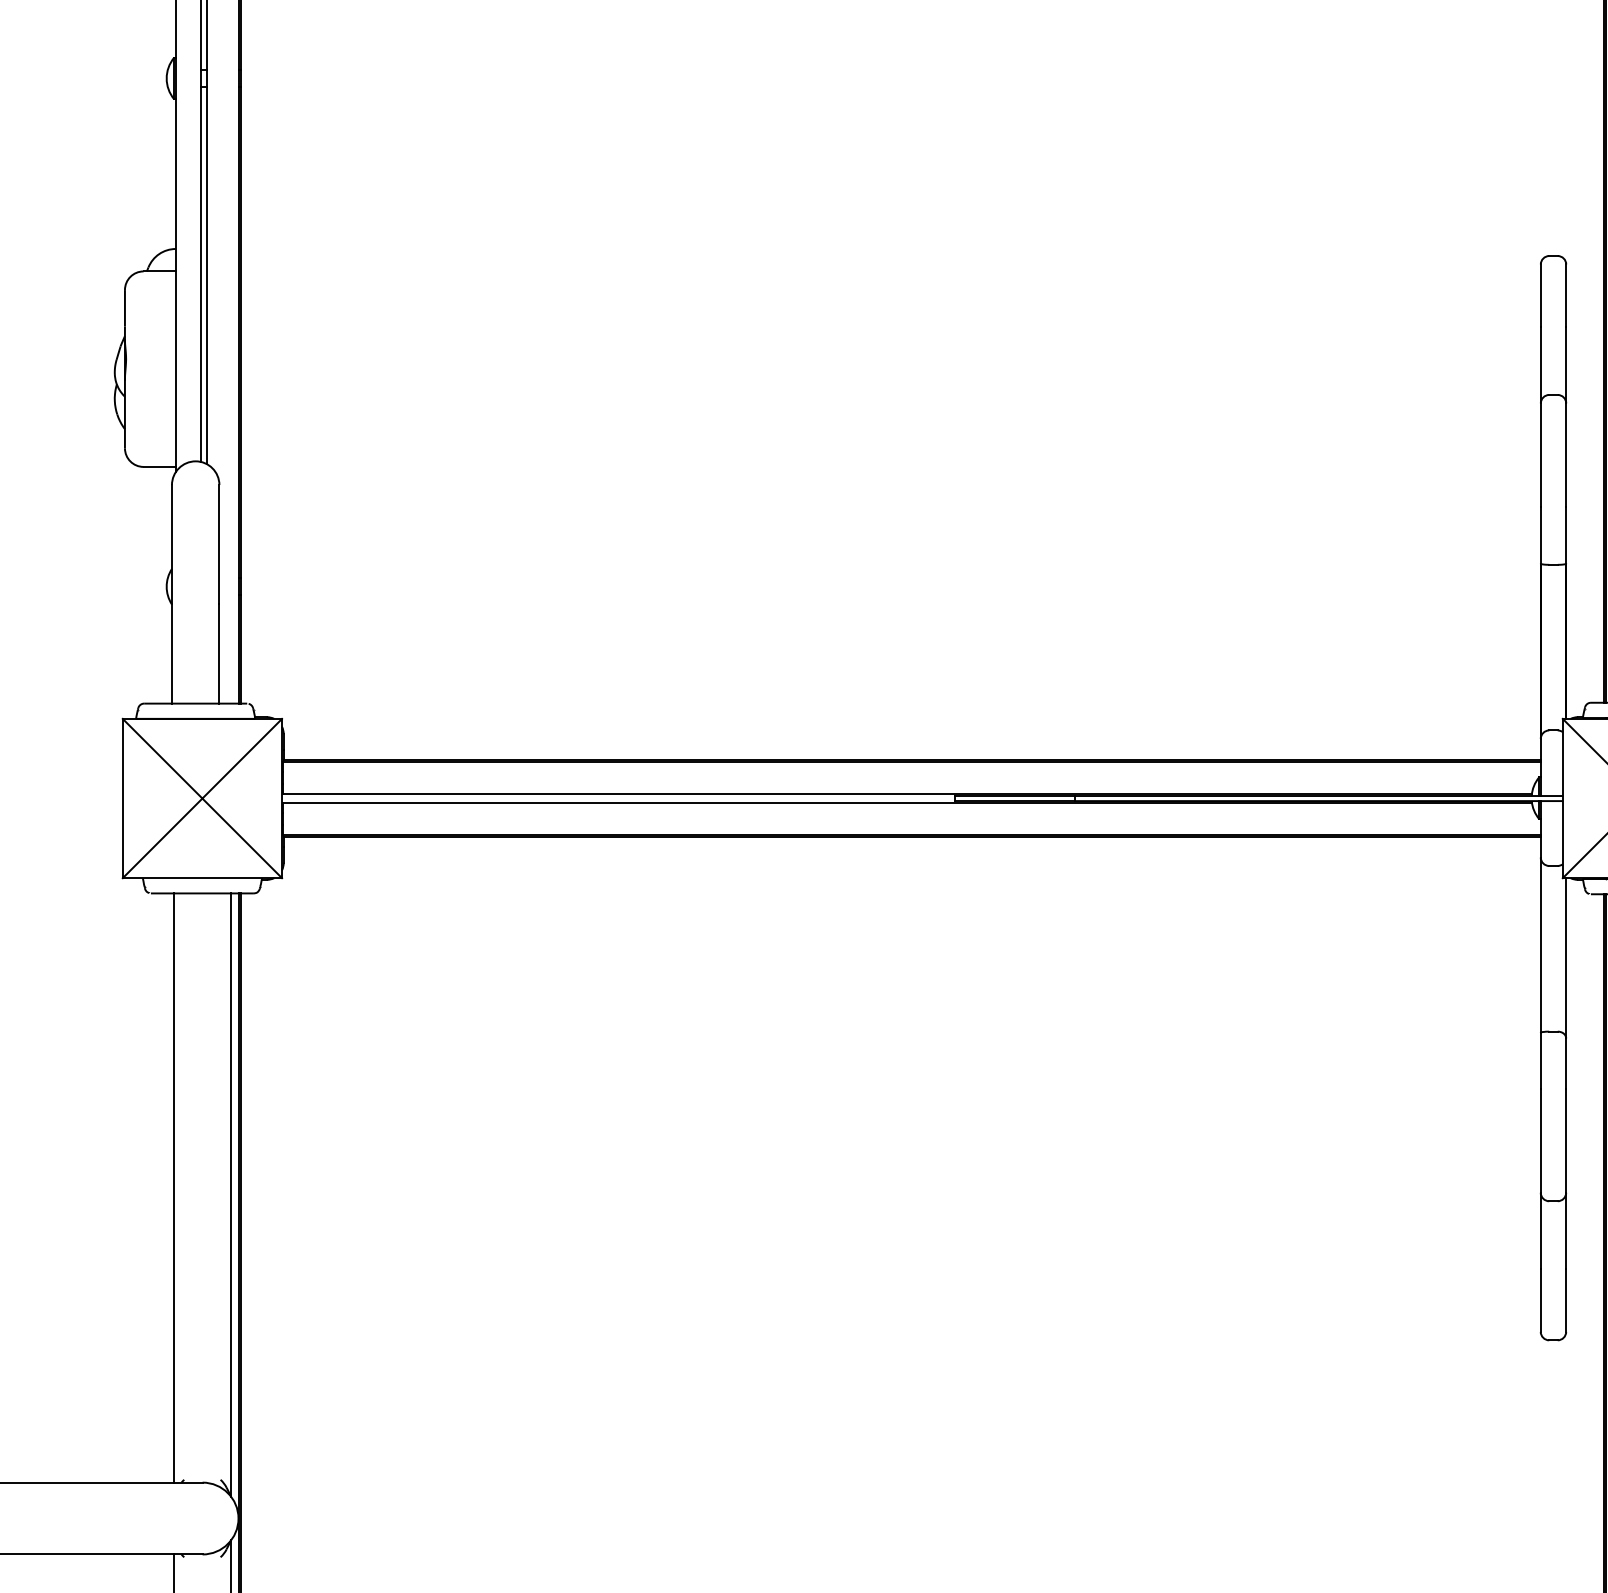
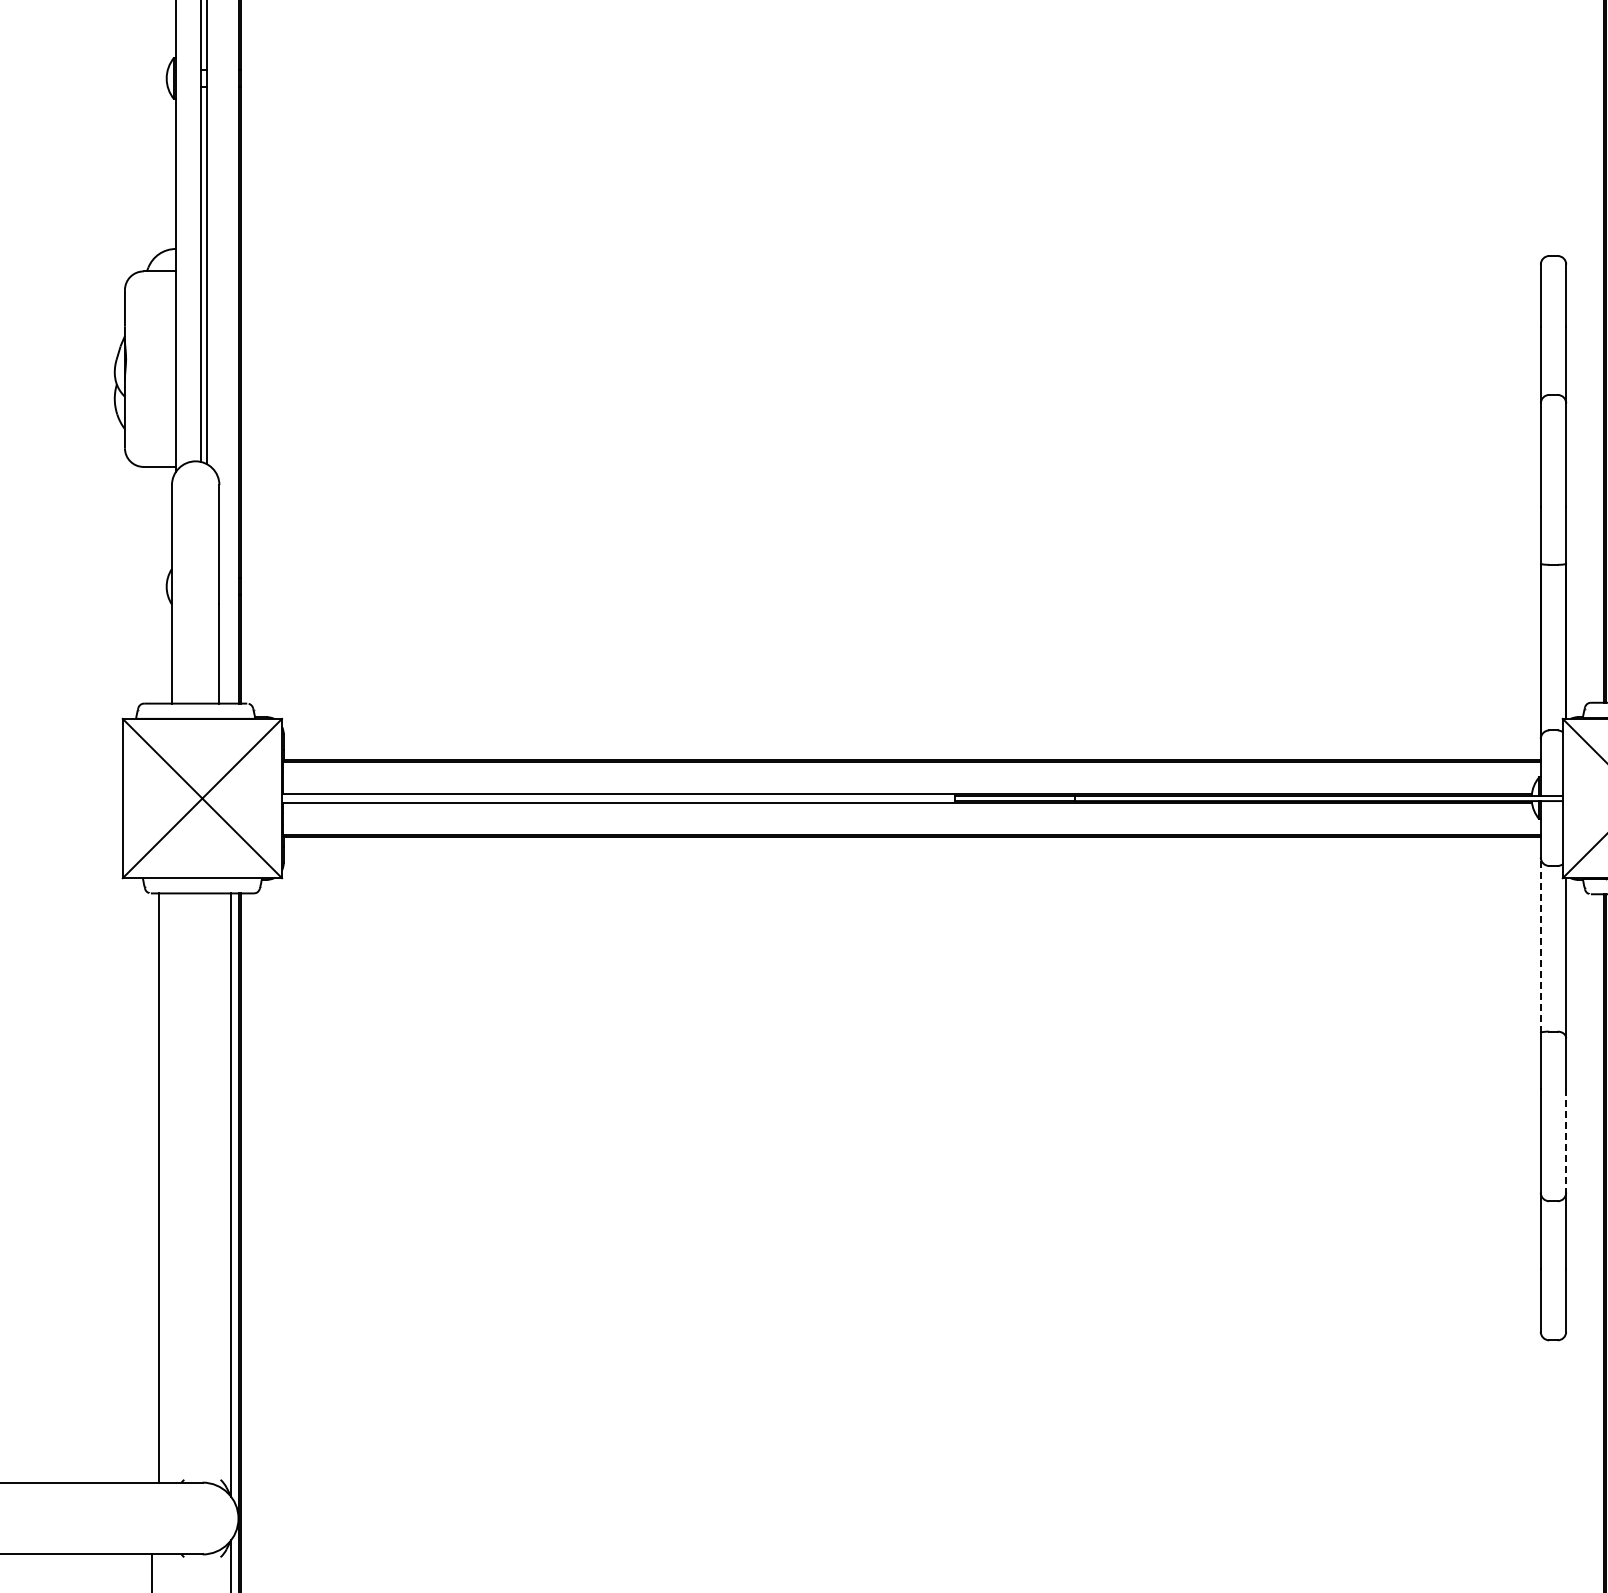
line: solid -> dashed (1540, 945)
line: solid -> dashed (1566, 1141)
line position: (173, 1187) -> (158, 1187) (158, 1187)
line position: (173, 1571) -> (151, 1571) (151, 1571)
